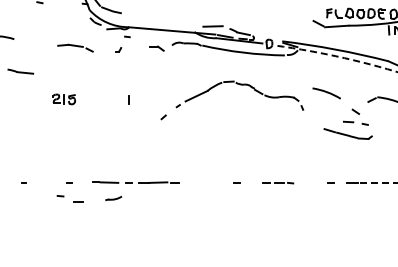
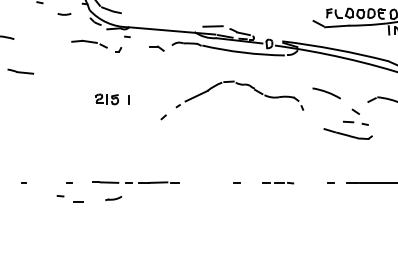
line: none -> present (64, 14)
part position: (75, 47) -> (89, 43) (89, 43)
arc: dashed -> solid (336, 56)
part position: (63, 99) -> (106, 99) (106, 99)
line: dashed -> solid (378, 182)
